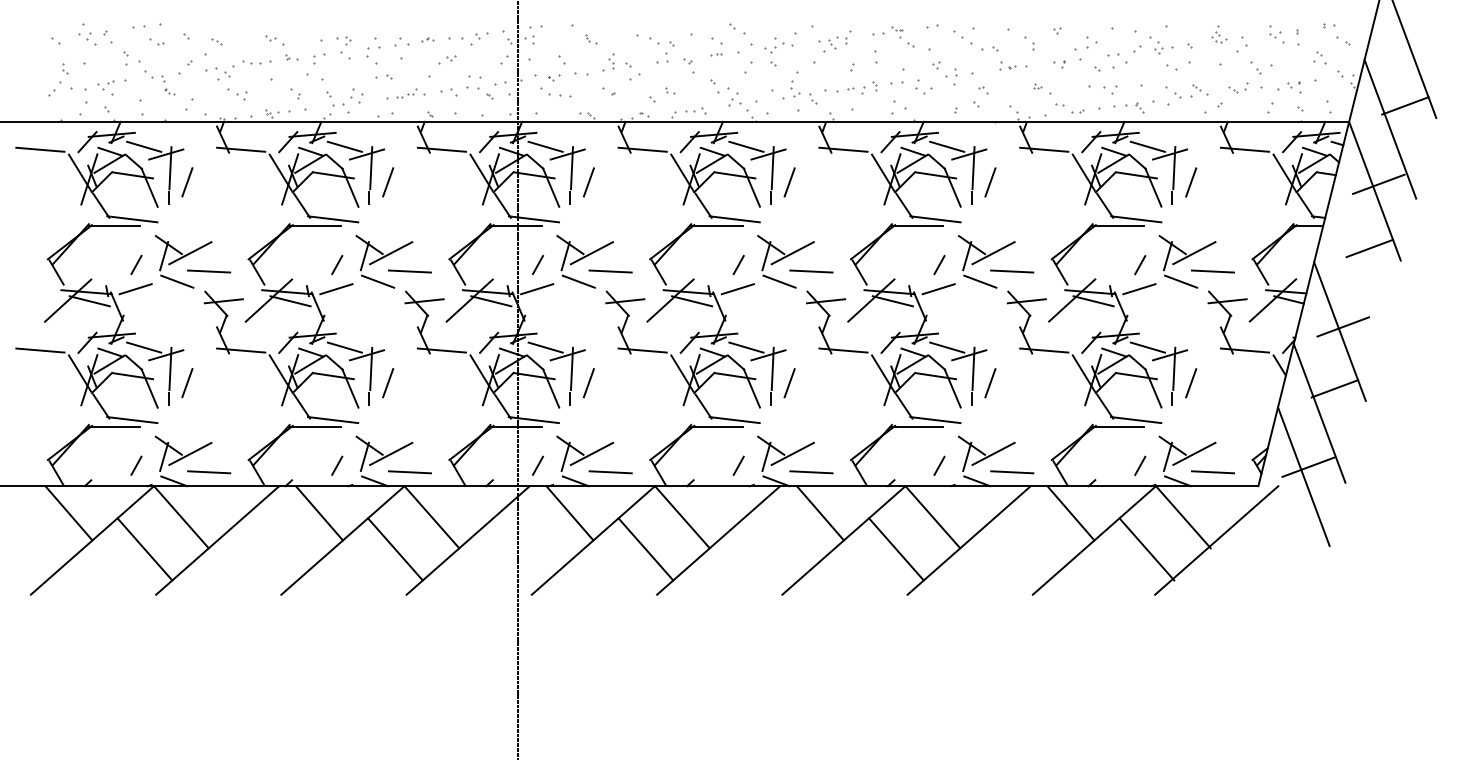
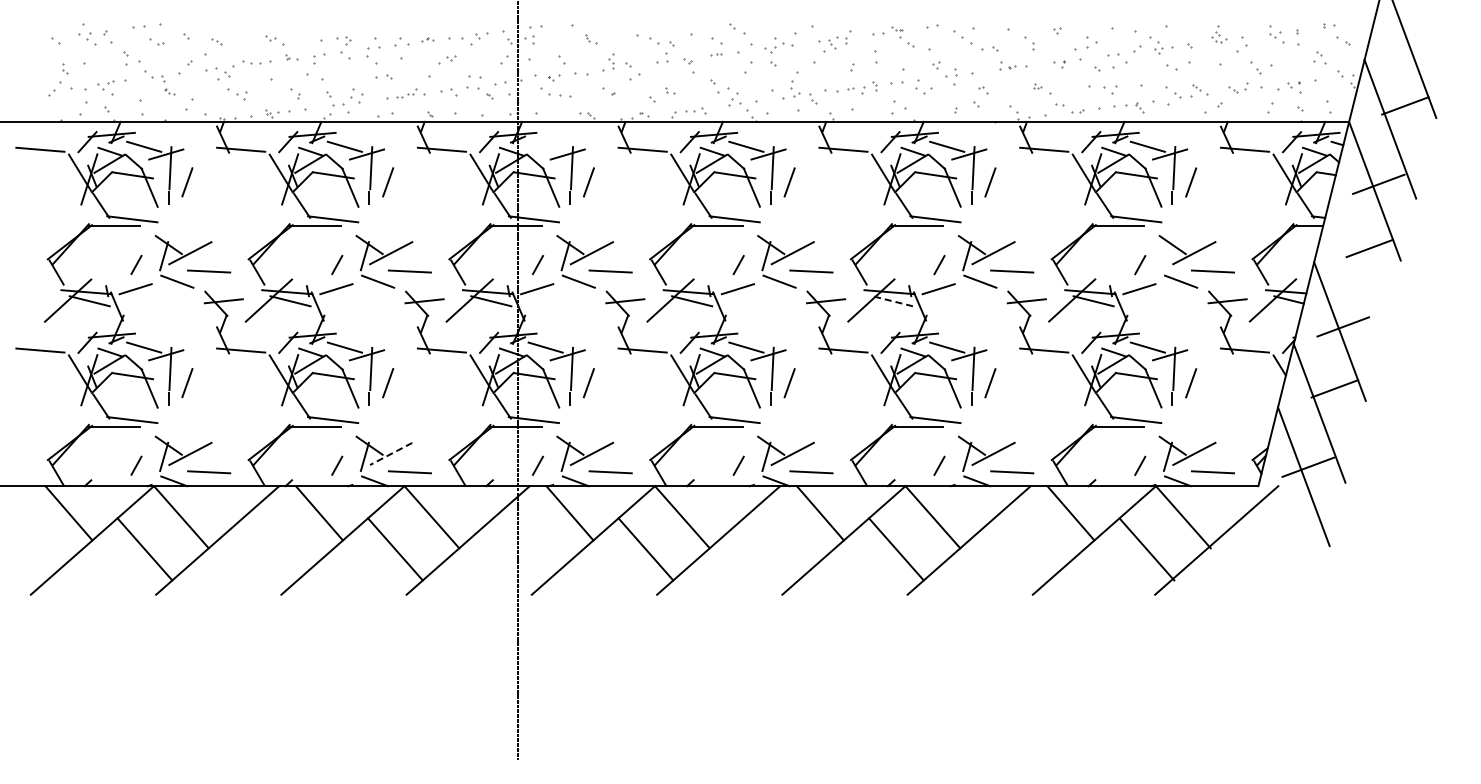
line: present -> none (545, 146)
line: present -> none (1167, 256)
line: solid -> dashed (892, 301)
line: solid -> dashed (391, 453)
